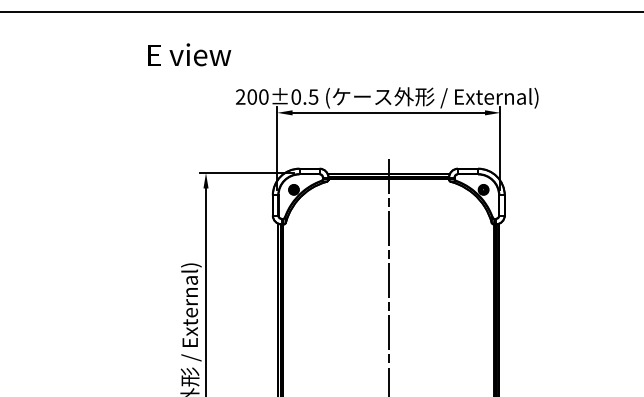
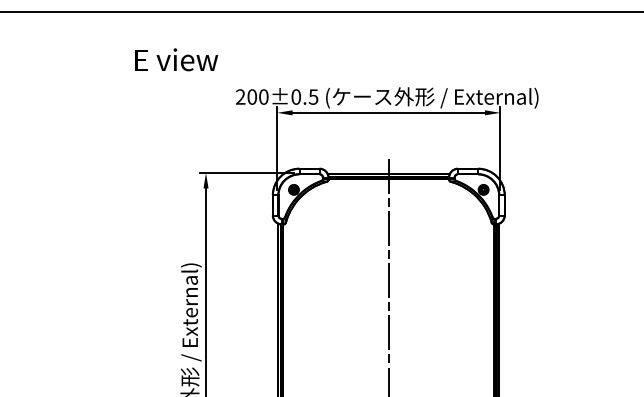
text position: (189, 54) -> (176, 59) (176, 59)
